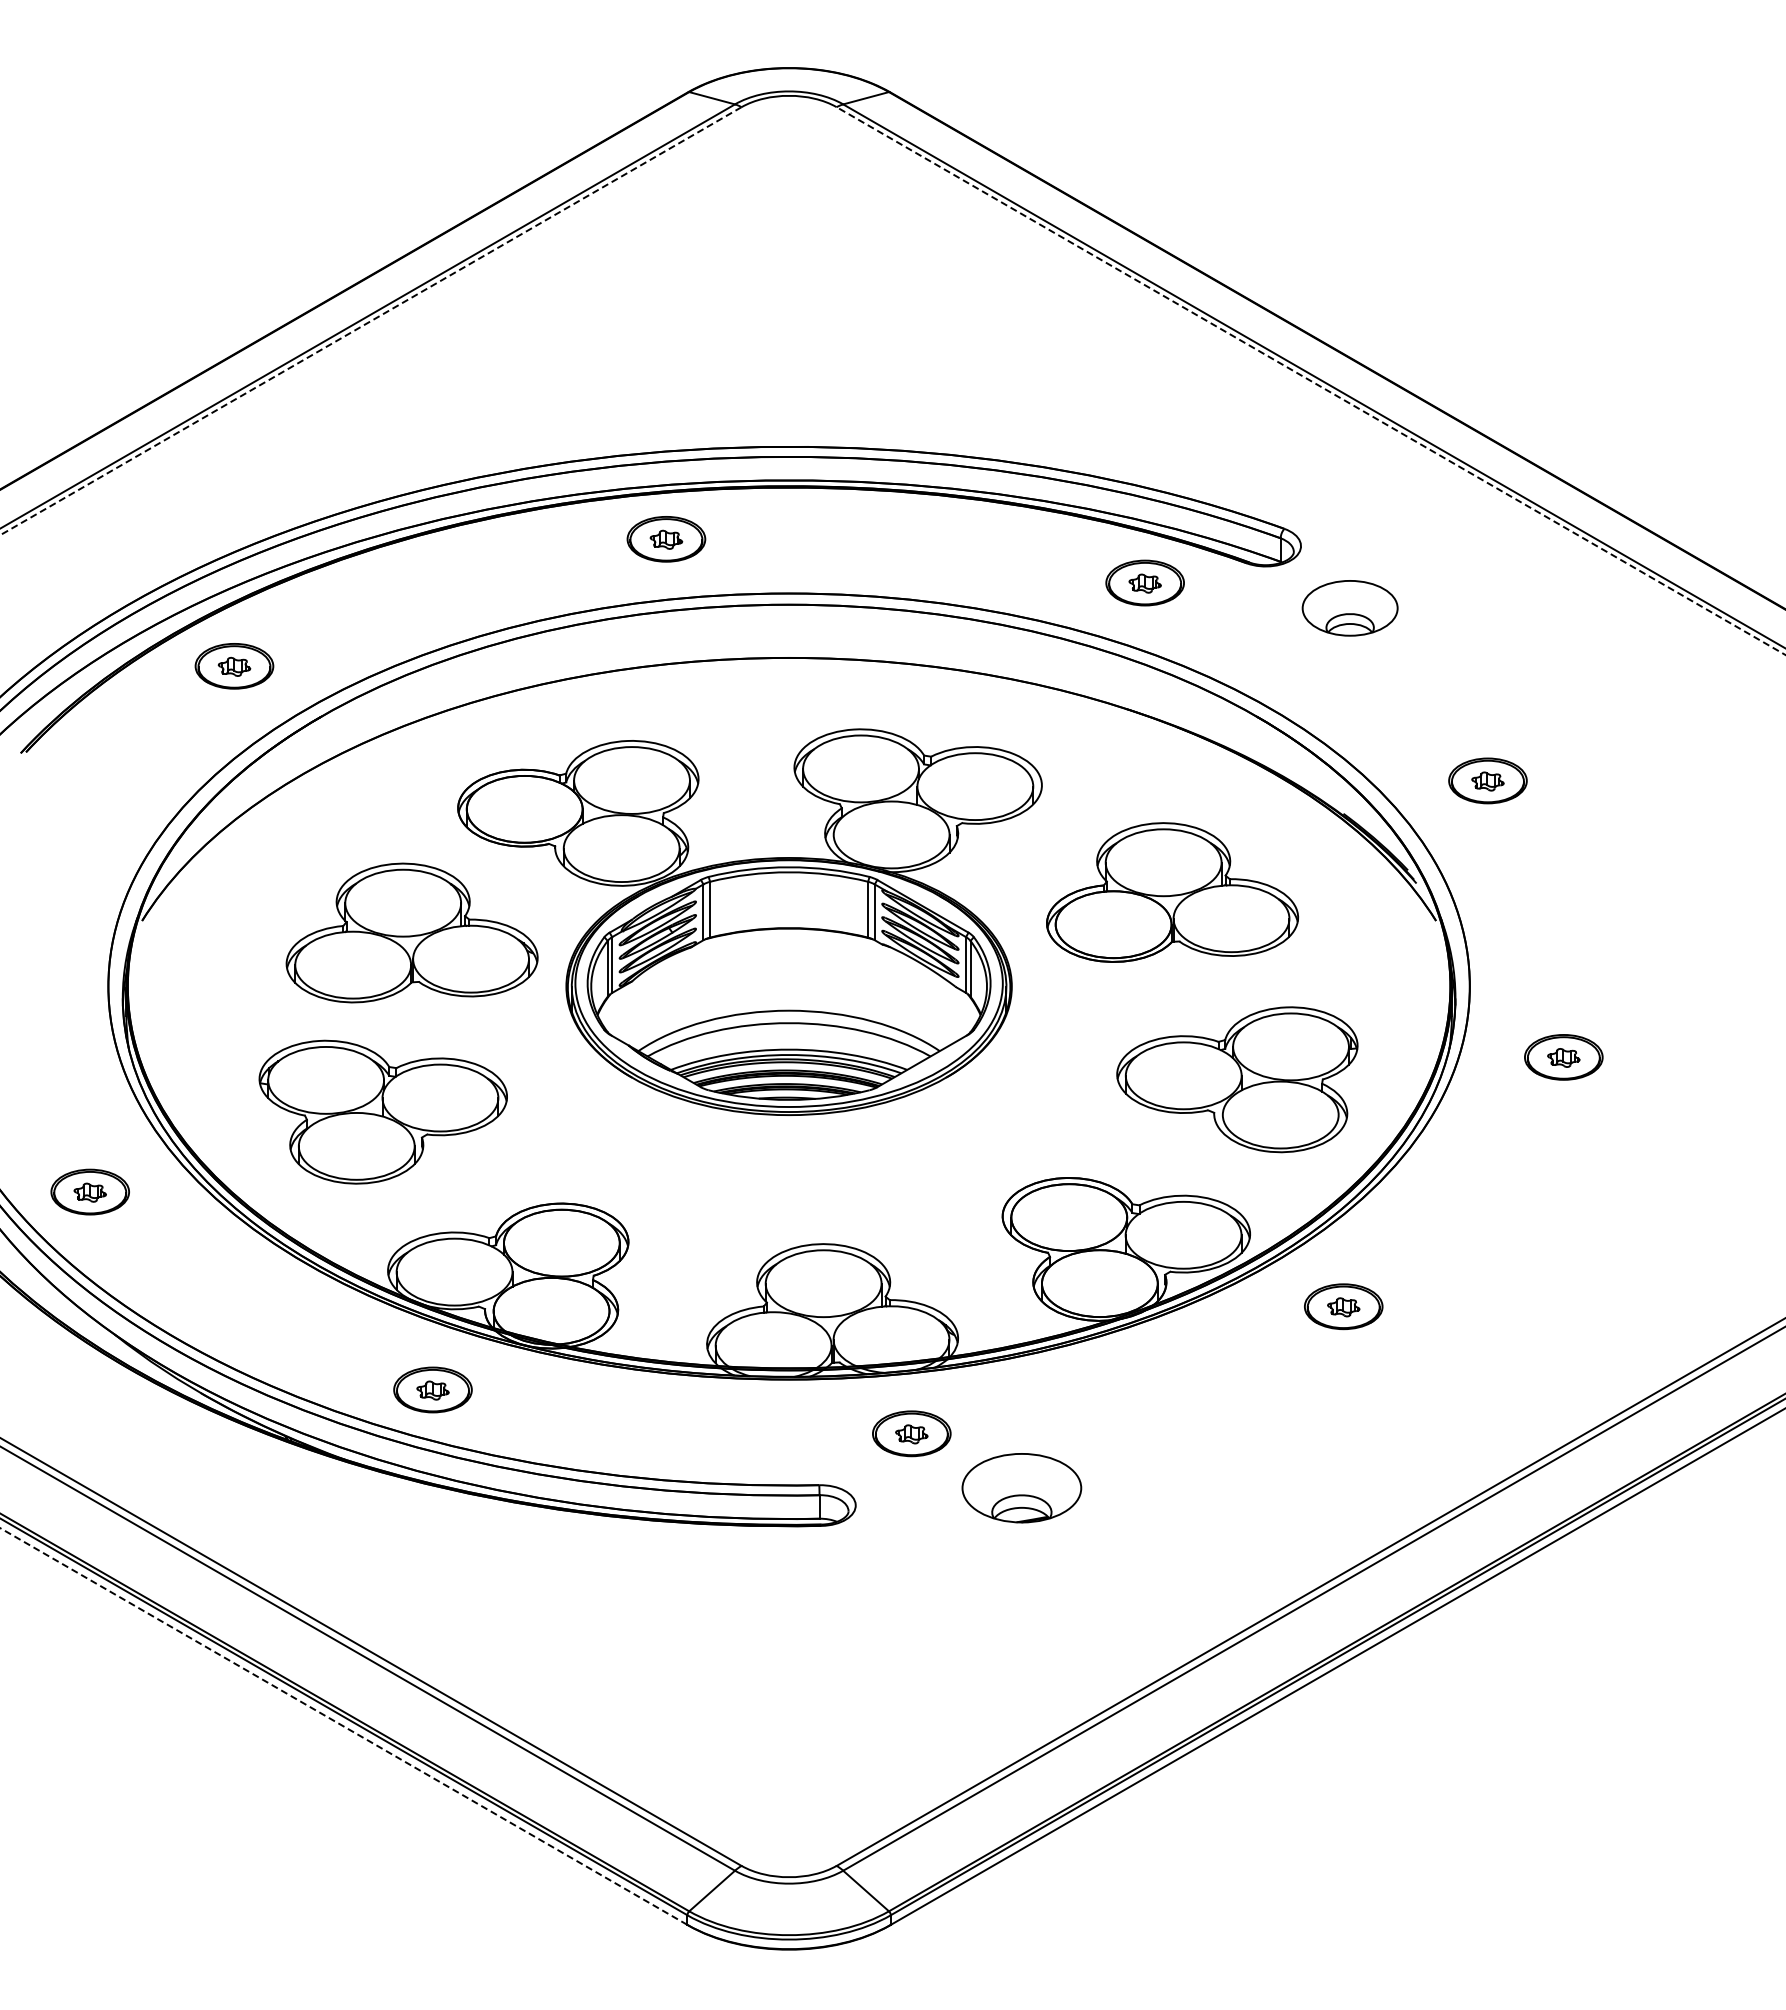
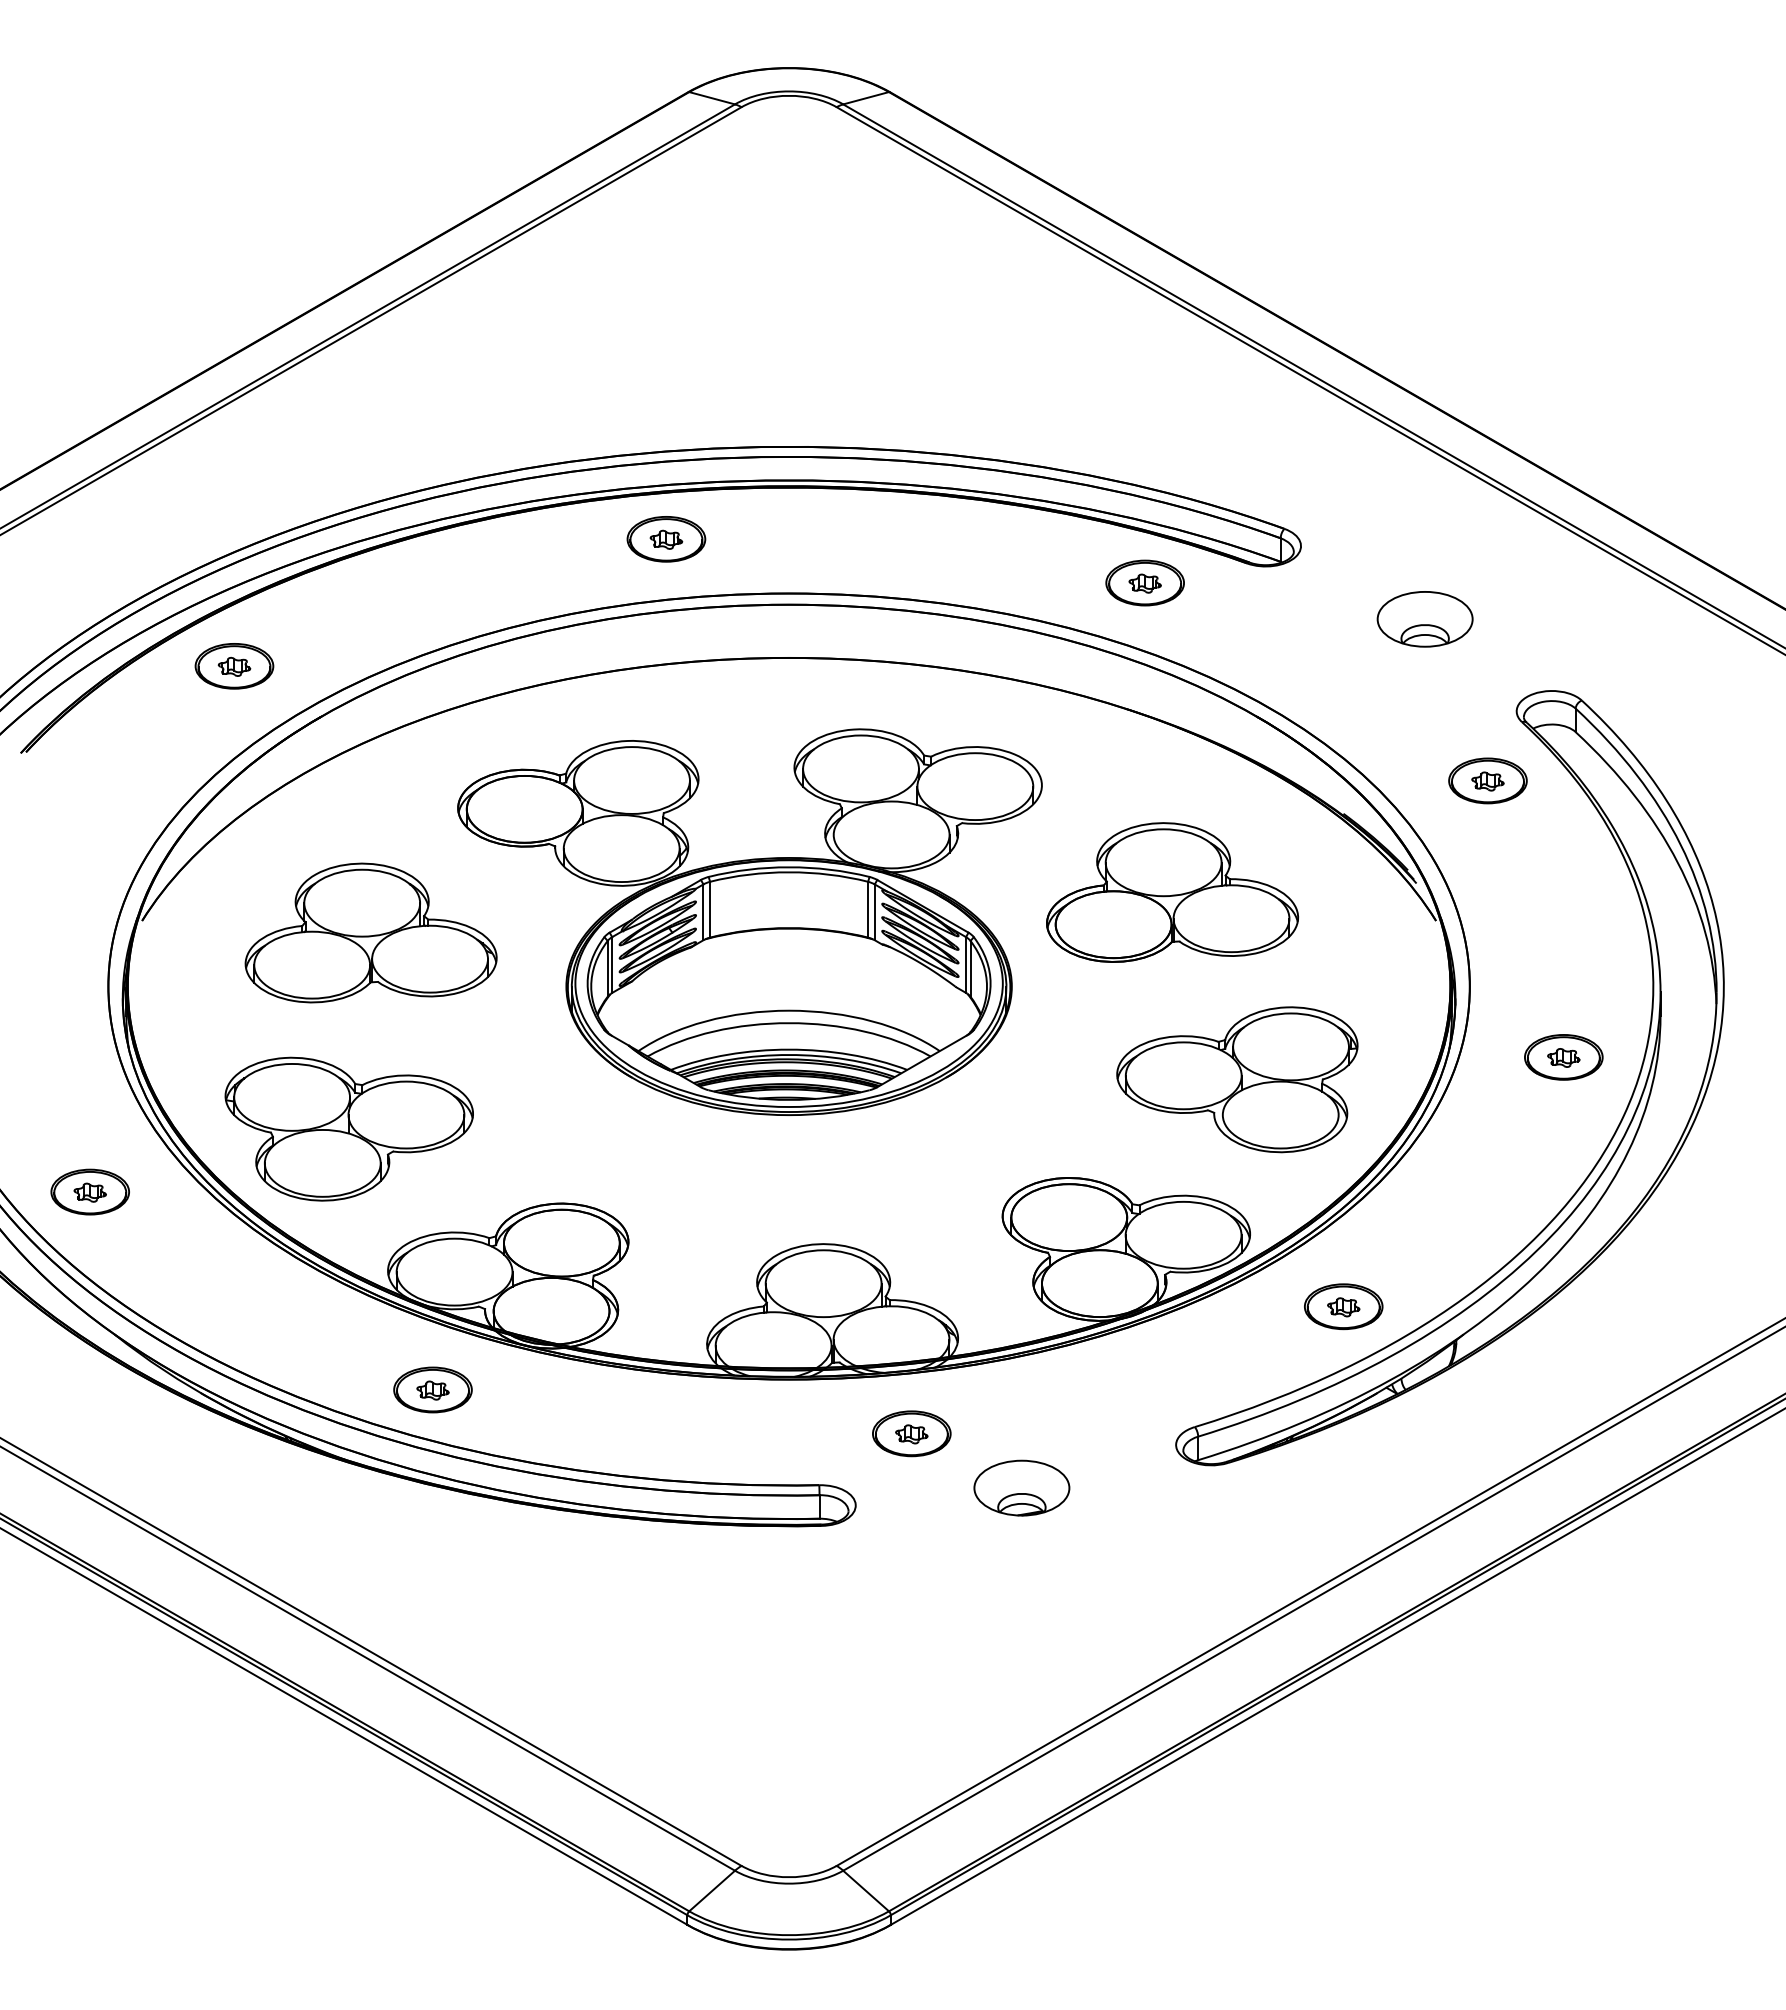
line: dashed -> solid (370, 321)
line: dashed -> solid (1311, 381)
part position: (1349, 608) -> (1424, 619) (1424, 619)
part position: (411, 932) -> (370, 932) (370, 932)
part position: (382, 1111) -> (348, 1128) (348, 1128)
part: none -> present (1584, 1179)
part size: 122x71 px -> 98x58 px (1021, 1487)
line: dashed -> solid (343, 1726)
